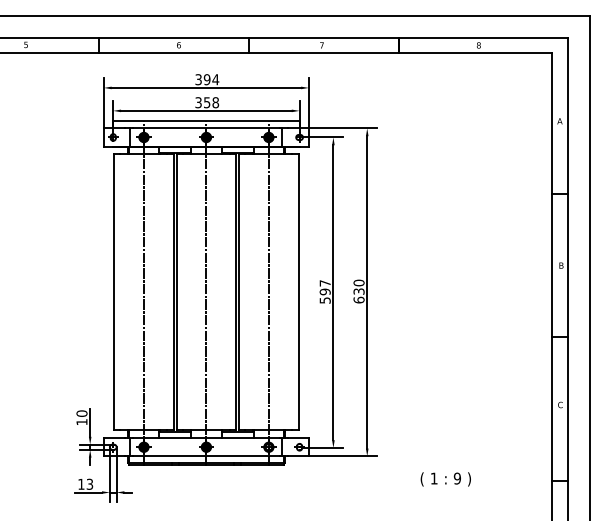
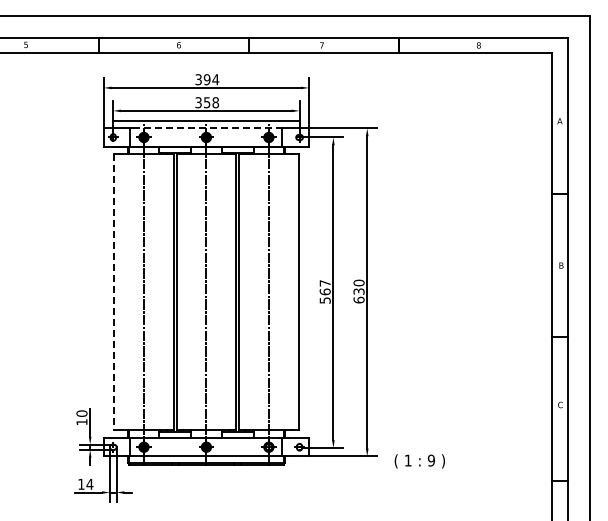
line: solid -> dashed (206, 128)
text: 597 -> 567 (324, 291)
line: solid -> dashed (114, 292)
text position: (445, 479) -> (419, 461) (419, 461)
text: 13 -> 14 (89, 483)
